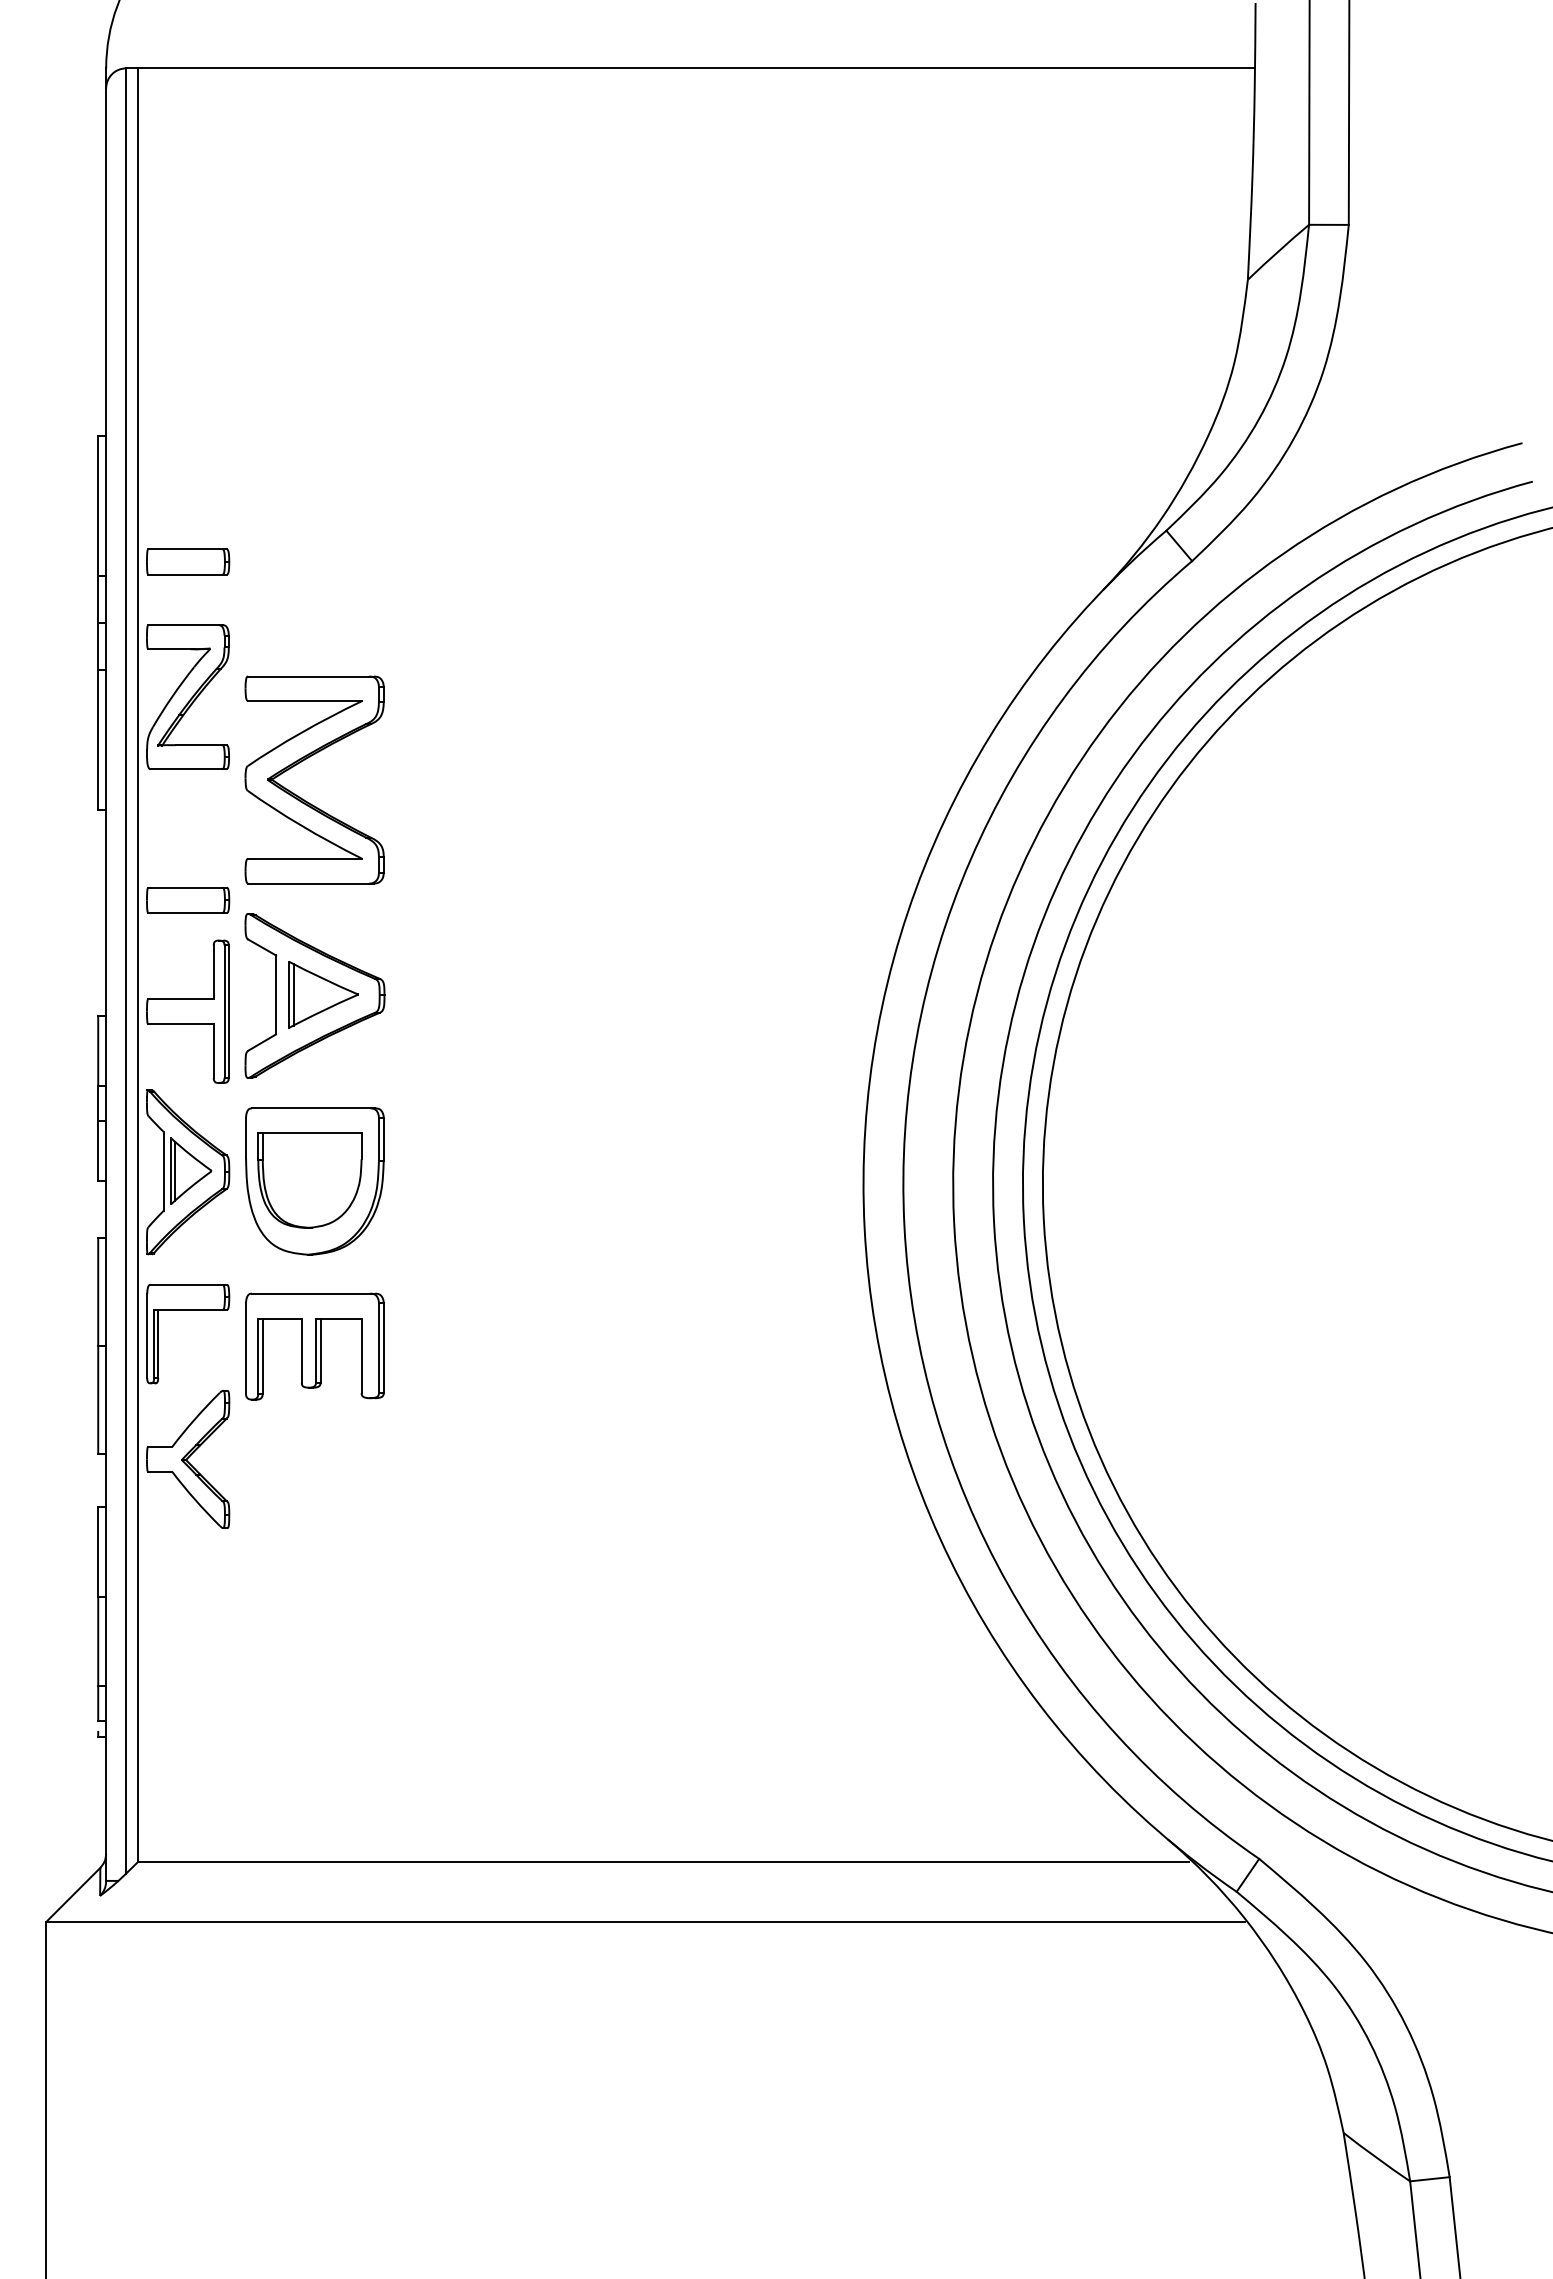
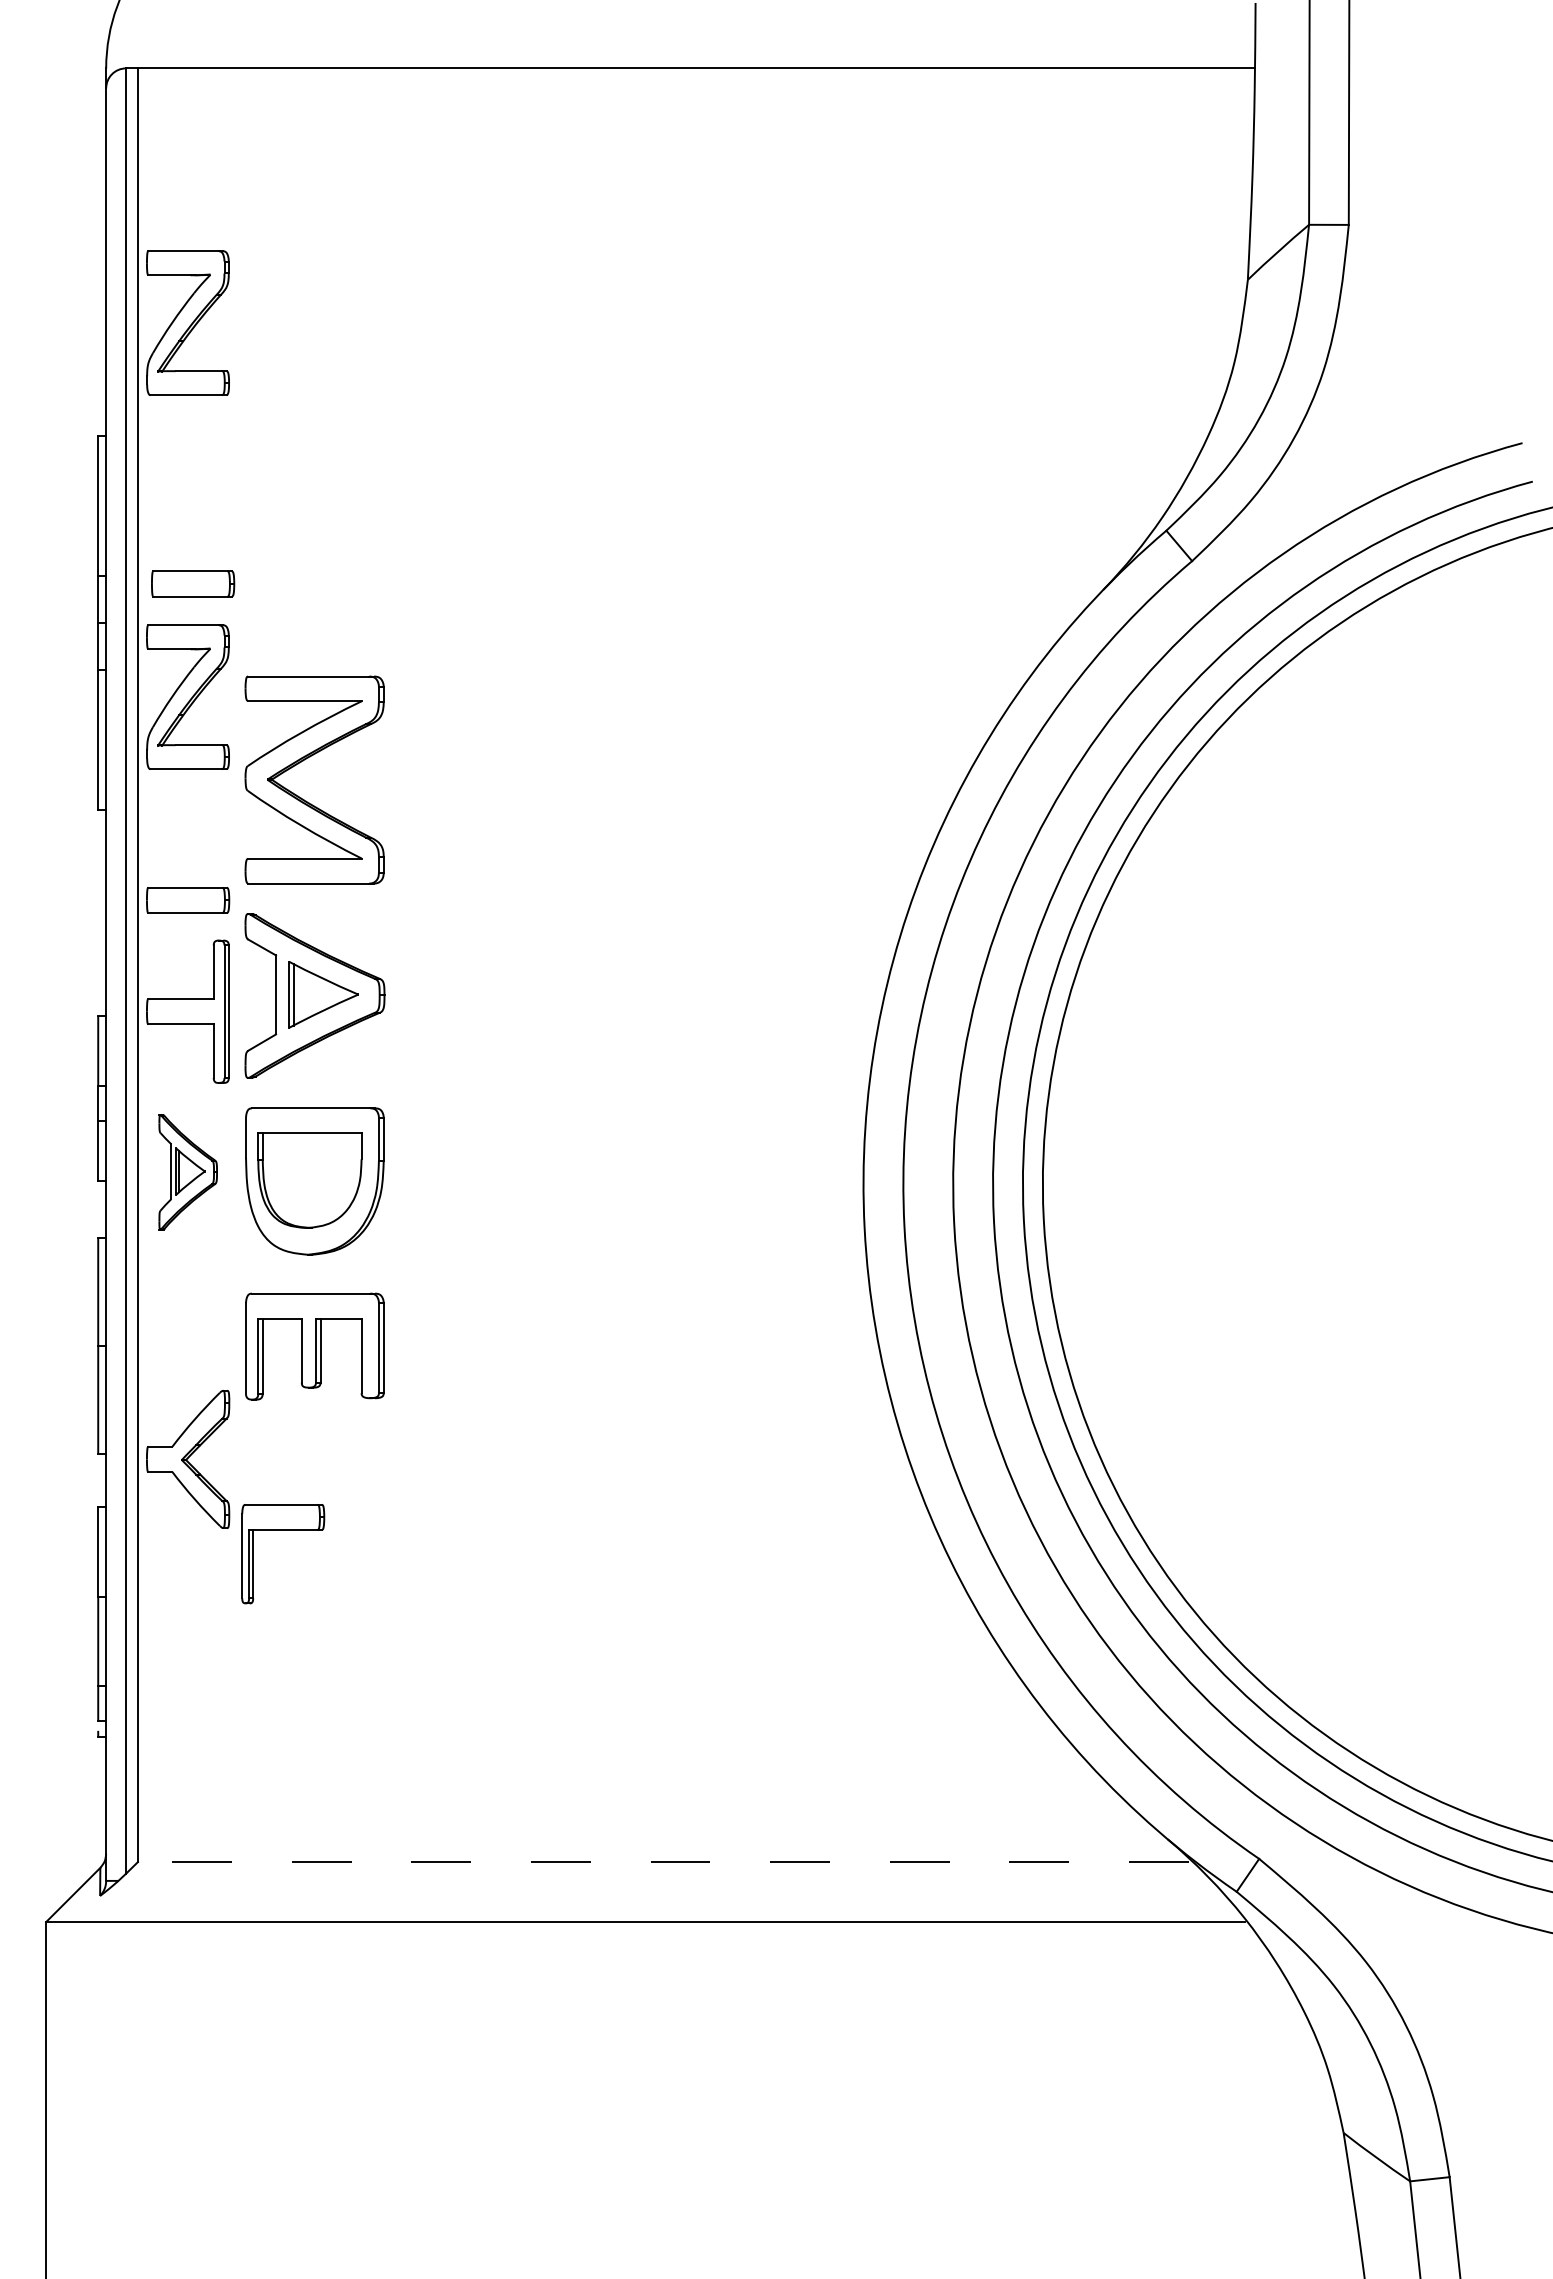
part: none -> present (187, 322)
part position: (188, 561) -> (193, 583) (193, 583)
part size: 85x167 px -> 60x117 px (187, 1172)
part position: (188, 1310) -> (283, 1530) (283, 1530)
line: solid -> dashed (662, 1862)
